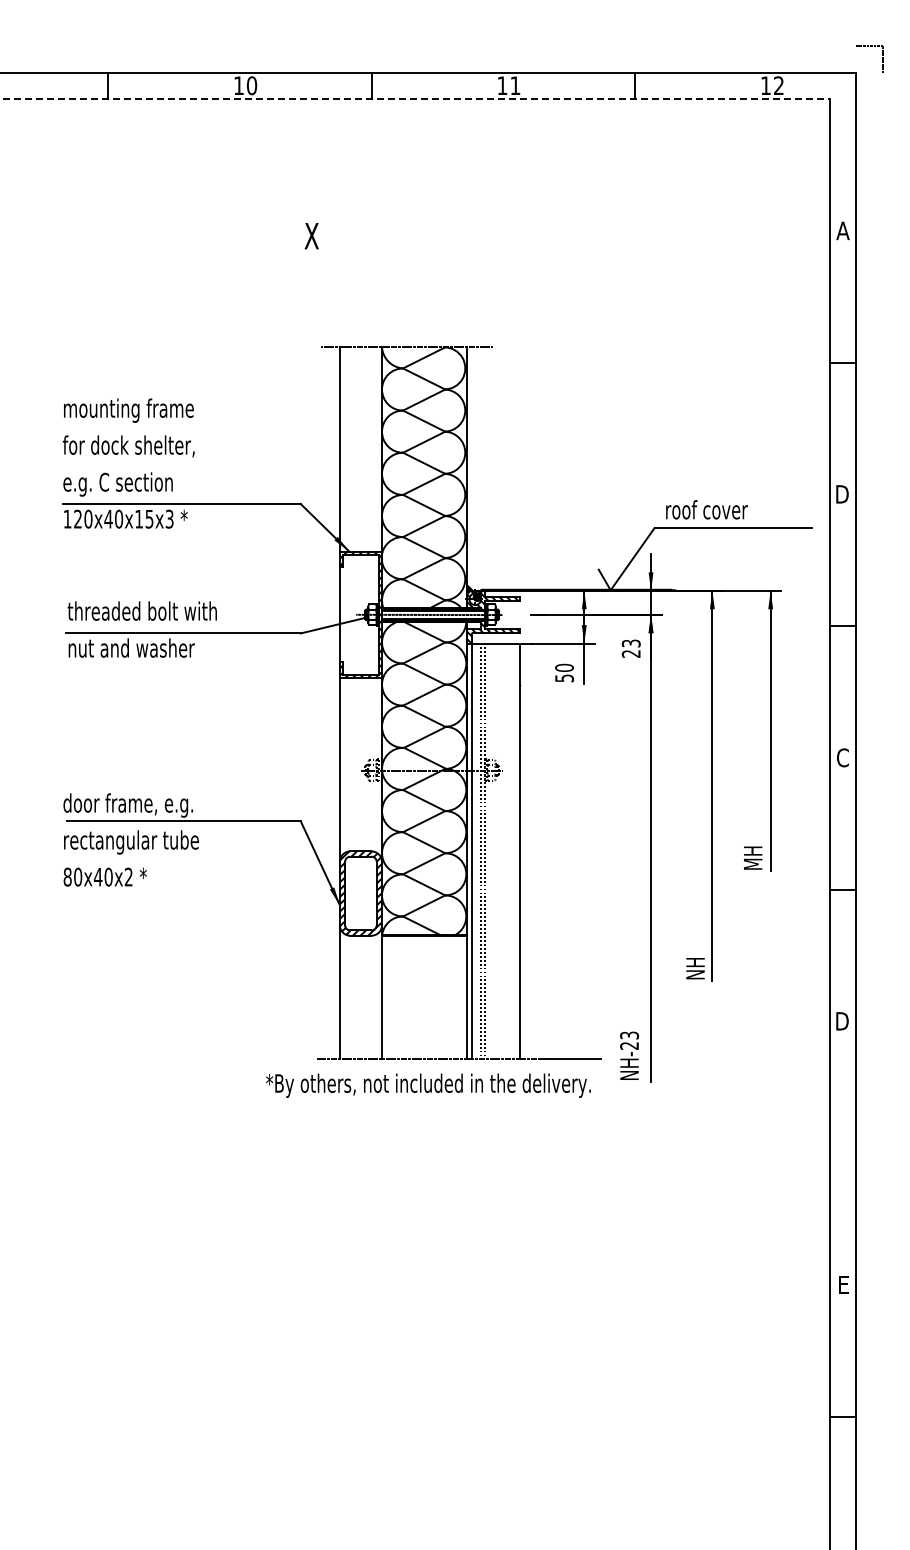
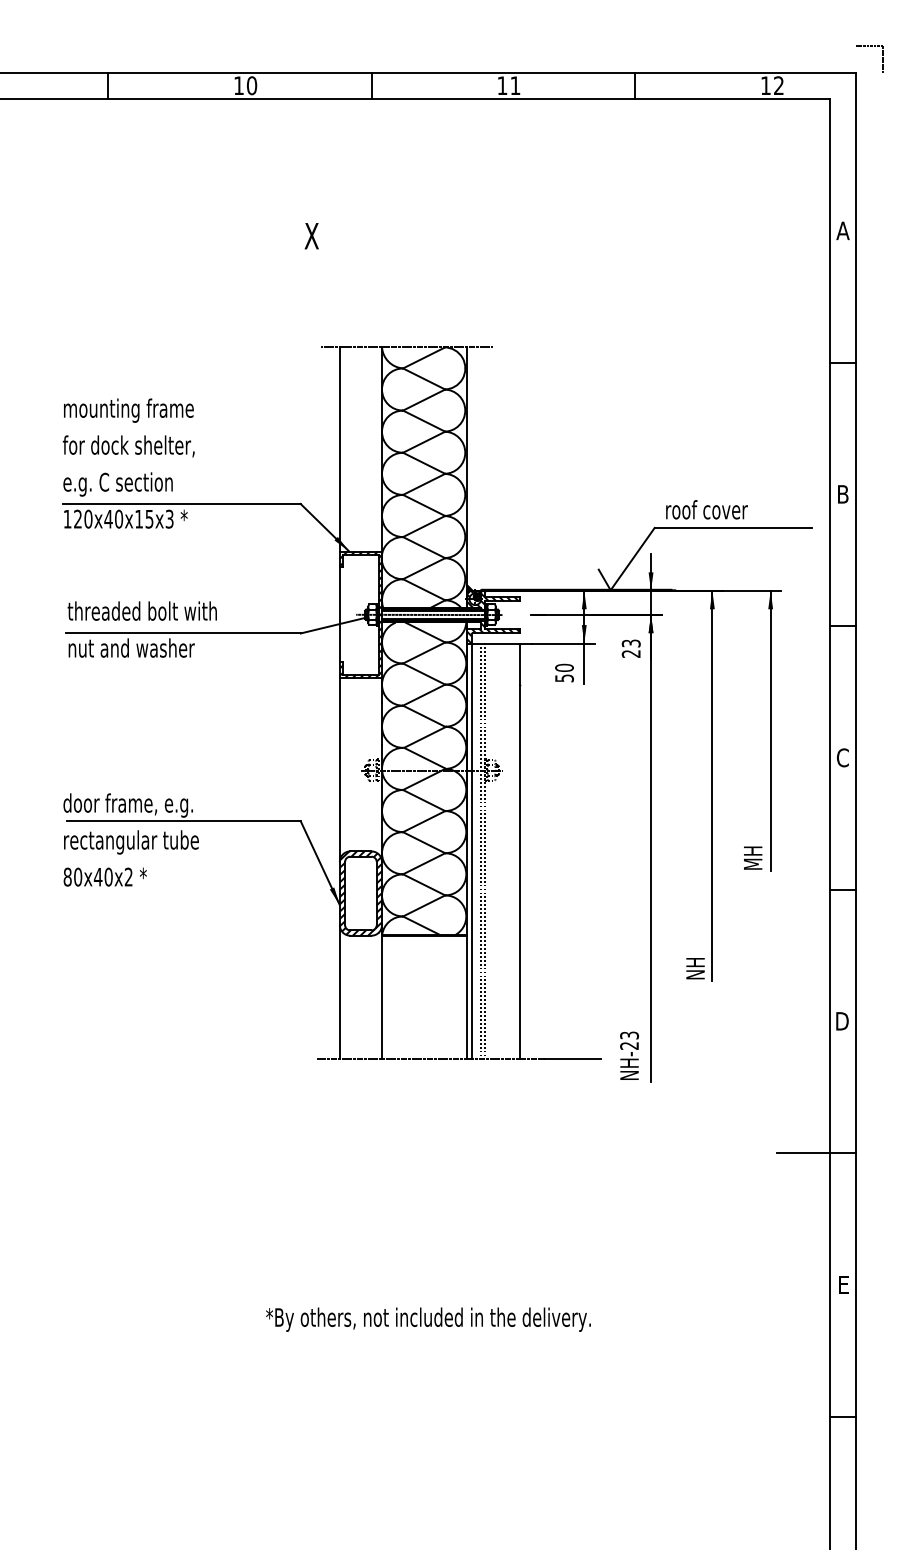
line: dashed -> solid (415, 99)
text: D -> B (842, 494)
text position: (428, 1085) -> (428, 1319) (428, 1319)
line: none -> present (816, 1153)
